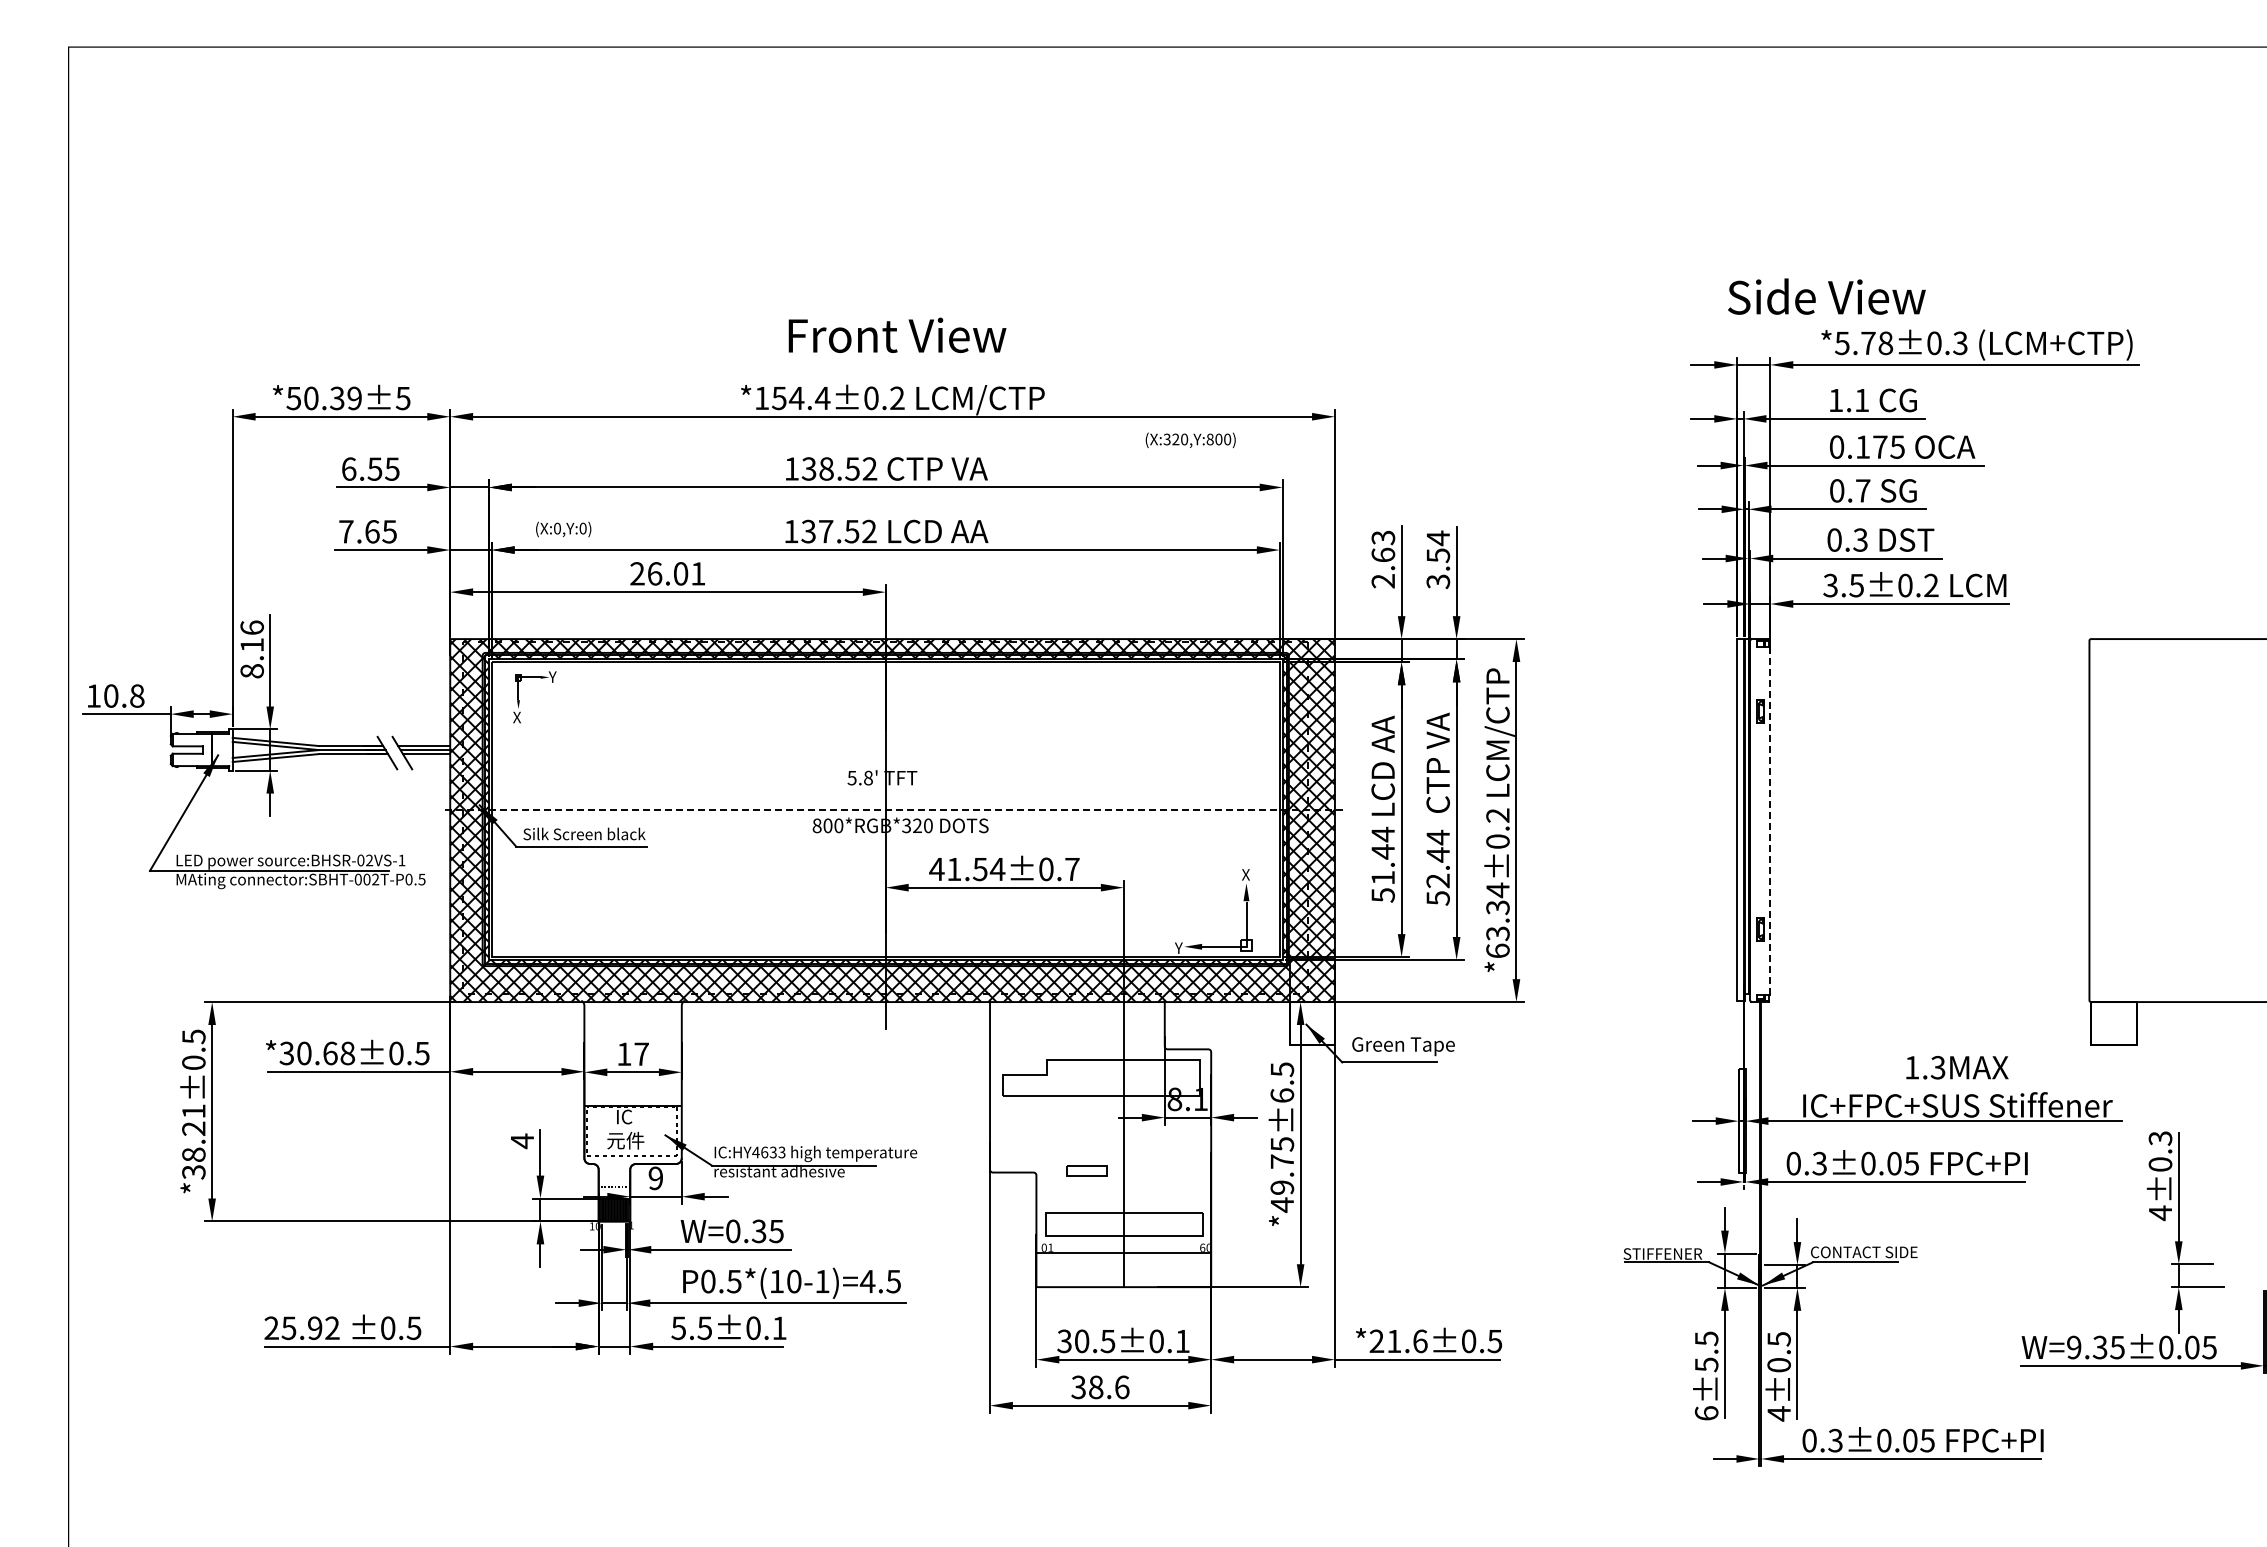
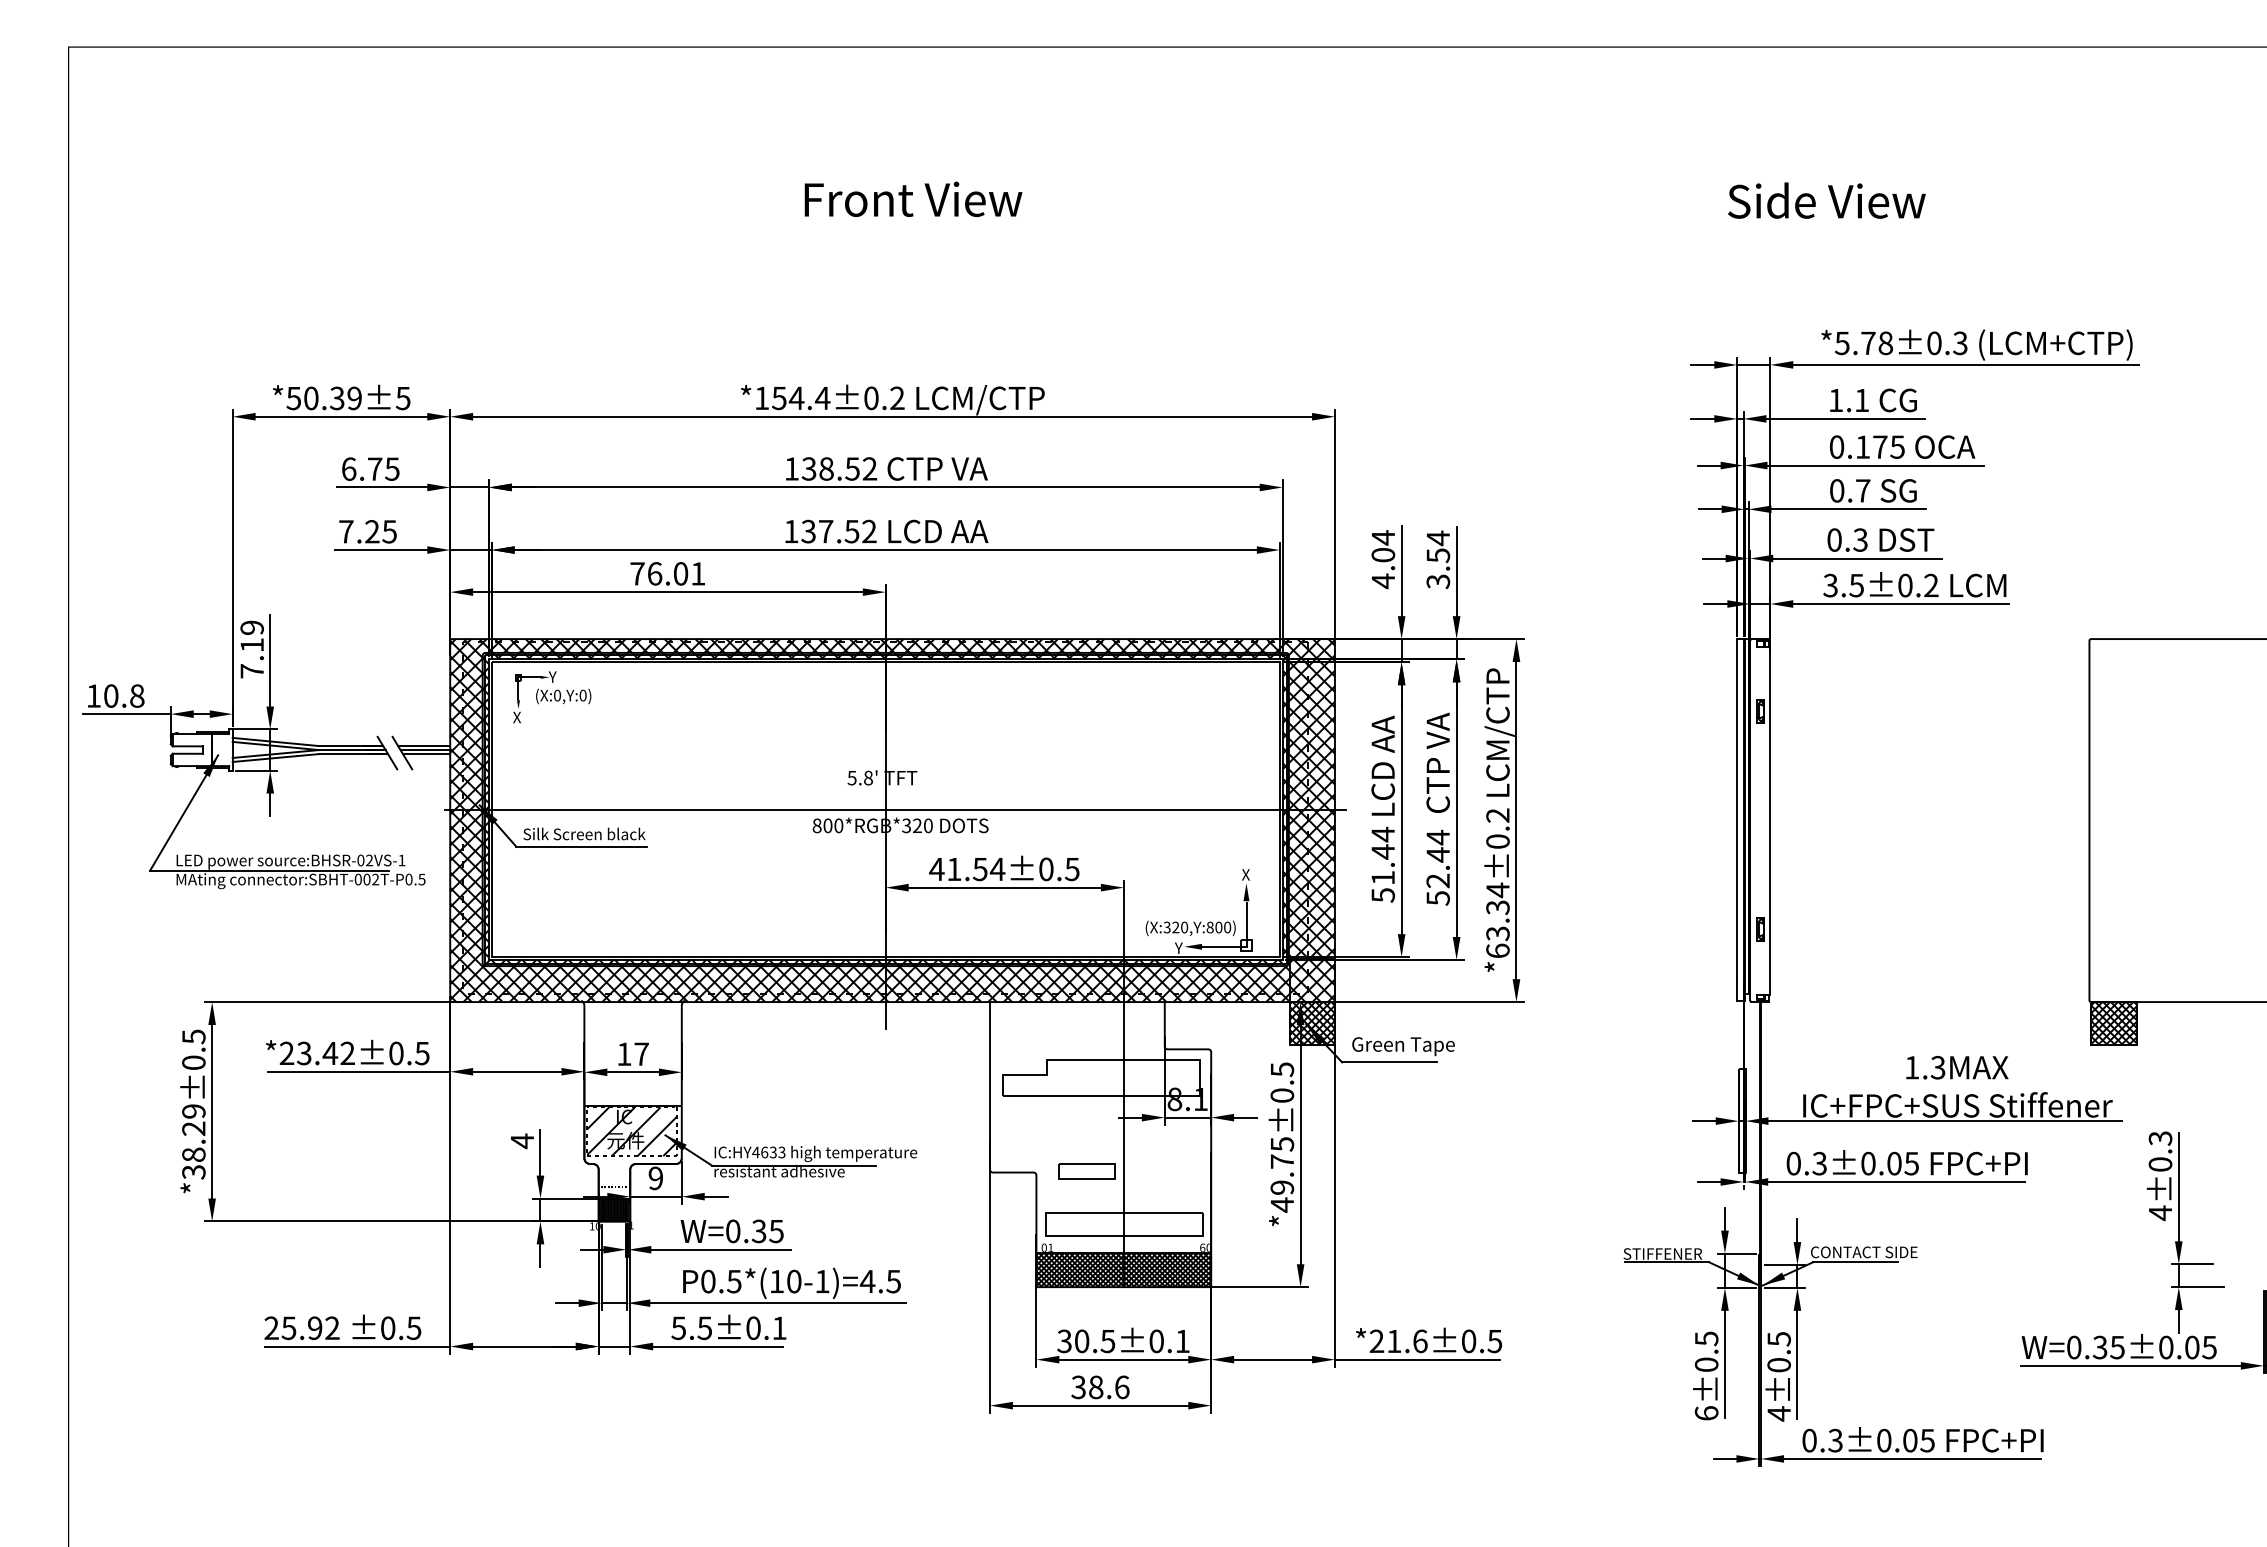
text position: (1826, 296) -> (1826, 200) (1826, 200)
text position: (897, 334) -> (913, 198) (913, 198)
text position: (1190, 440) -> (1190, 928) (1190, 928)
text: 6.55 -> 6.75 (374, 468)
text position: (563, 529) -> (563, 696) (563, 696)
text: 7.65 -> 7.25 (372, 531)
text: 2.63 -> 4.04 (1383, 559)
text: 26.01 -> 76.01 (637, 573)
text: 8.16 -> 7.19 (251, 649)
line: dashed -> solid (896, 809)
line: dashed -> solid (1770, 821)
text: 0.7 -> 0.5 (1071, 869)
hatch: none -> present (1312, 1023)
hatch: none -> present (2113, 1023)
text: *30.68±0.5 -> *23.42±0.5 (316, 1053)
text: 6.5 -> 0.5 (1281, 1095)
text: *38.21±0.5 -> *38.29±0.5 (193, 1111)
hatch: none -> present (632, 1131)
part size: 42x12 px -> 58x17 px (1086, 1171)
hatch: none -> present (1123, 1269)
text: W=9.35 -> W=0.35 (2074, 1347)
text: ±5.5 -> ±0.5 (1706, 1364)
